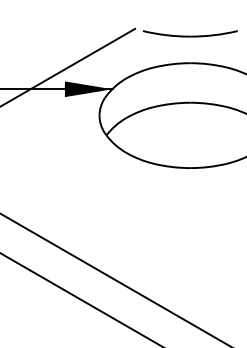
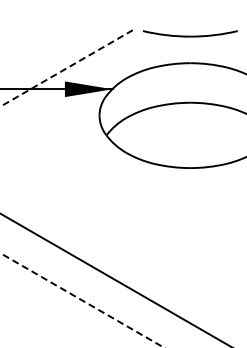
line: solid -> dashed (67, 67)
line: solid -> dashed (82, 300)
